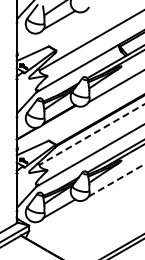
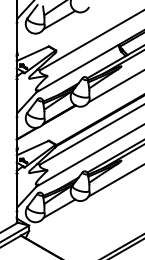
line: dashed -> solid (91, 134)
line: dashed -> solid (117, 180)
